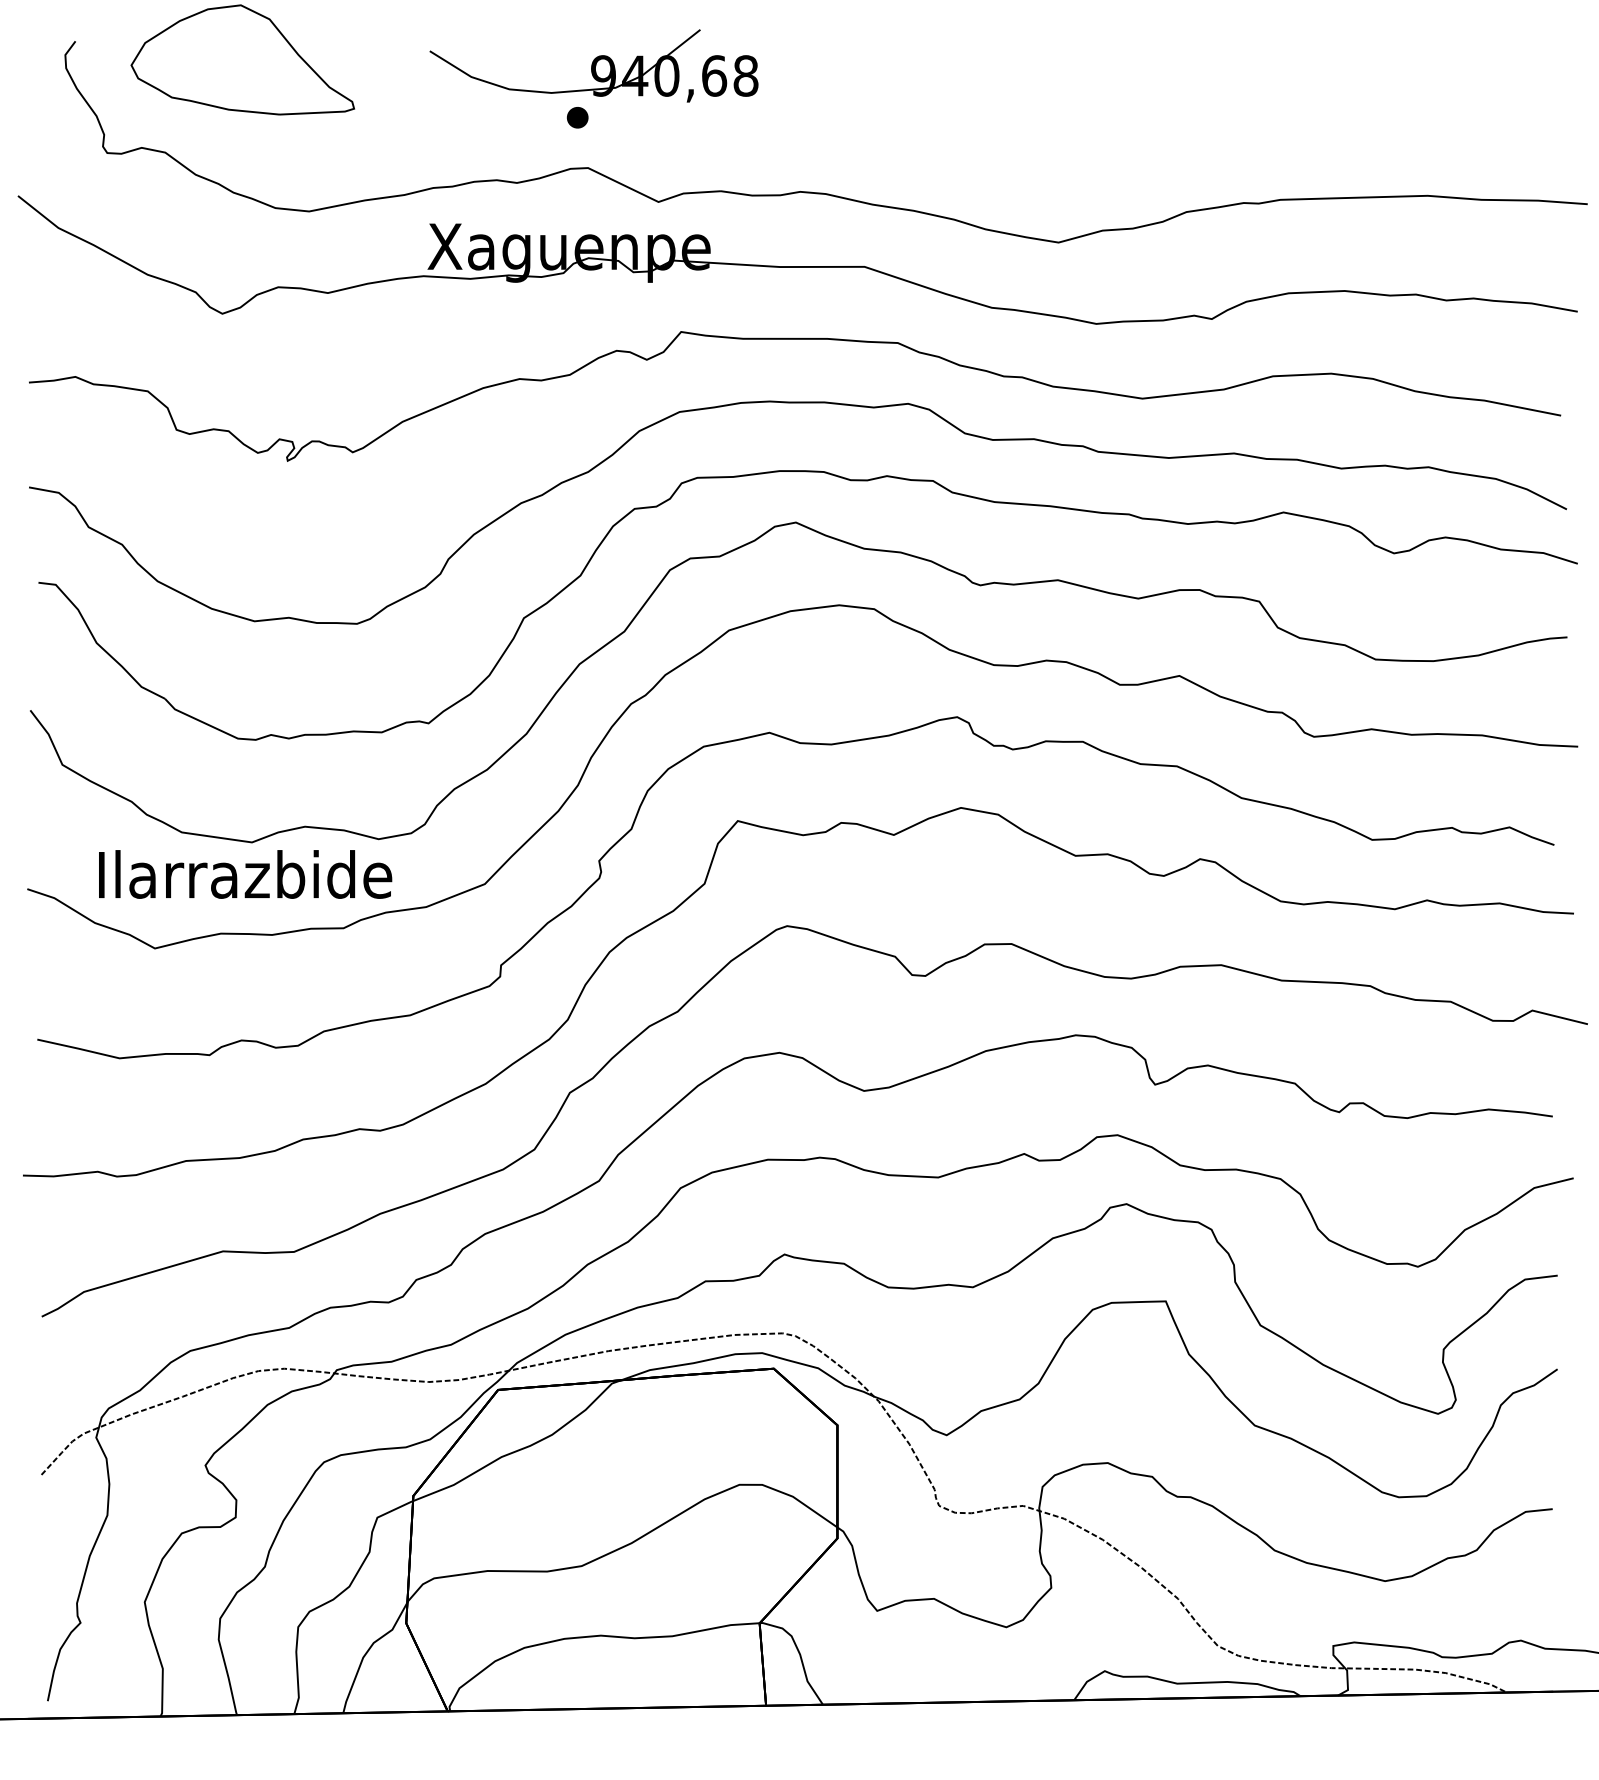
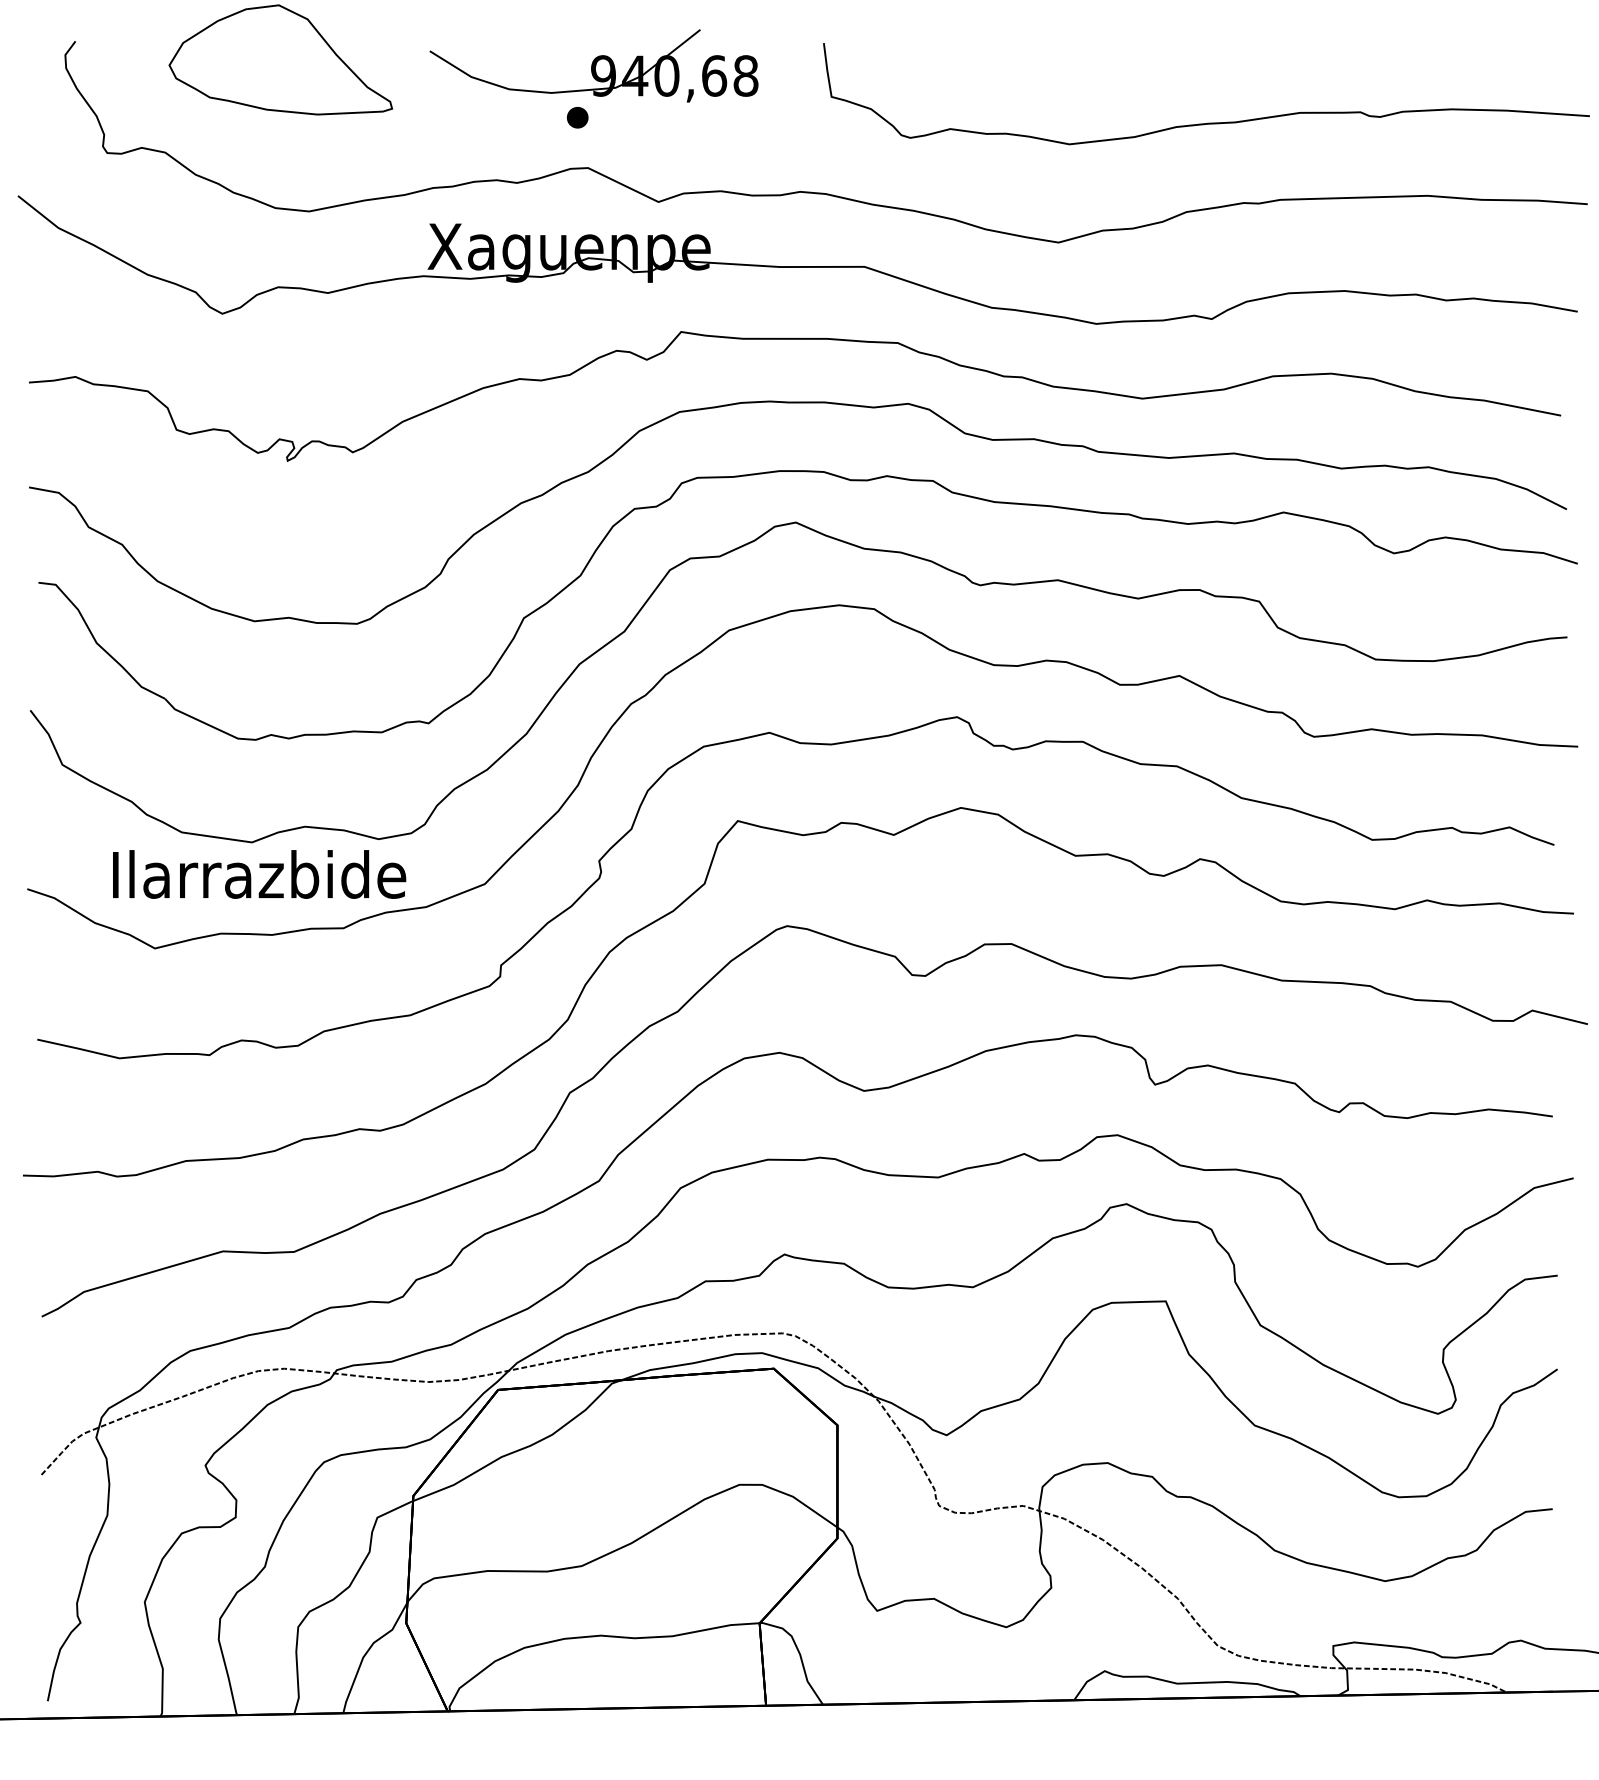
part position: (242, 59) -> (280, 59) (280, 59)
curve: none -> present (1207, 122)
text position: (245, 874) -> (259, 874) (259, 874)
